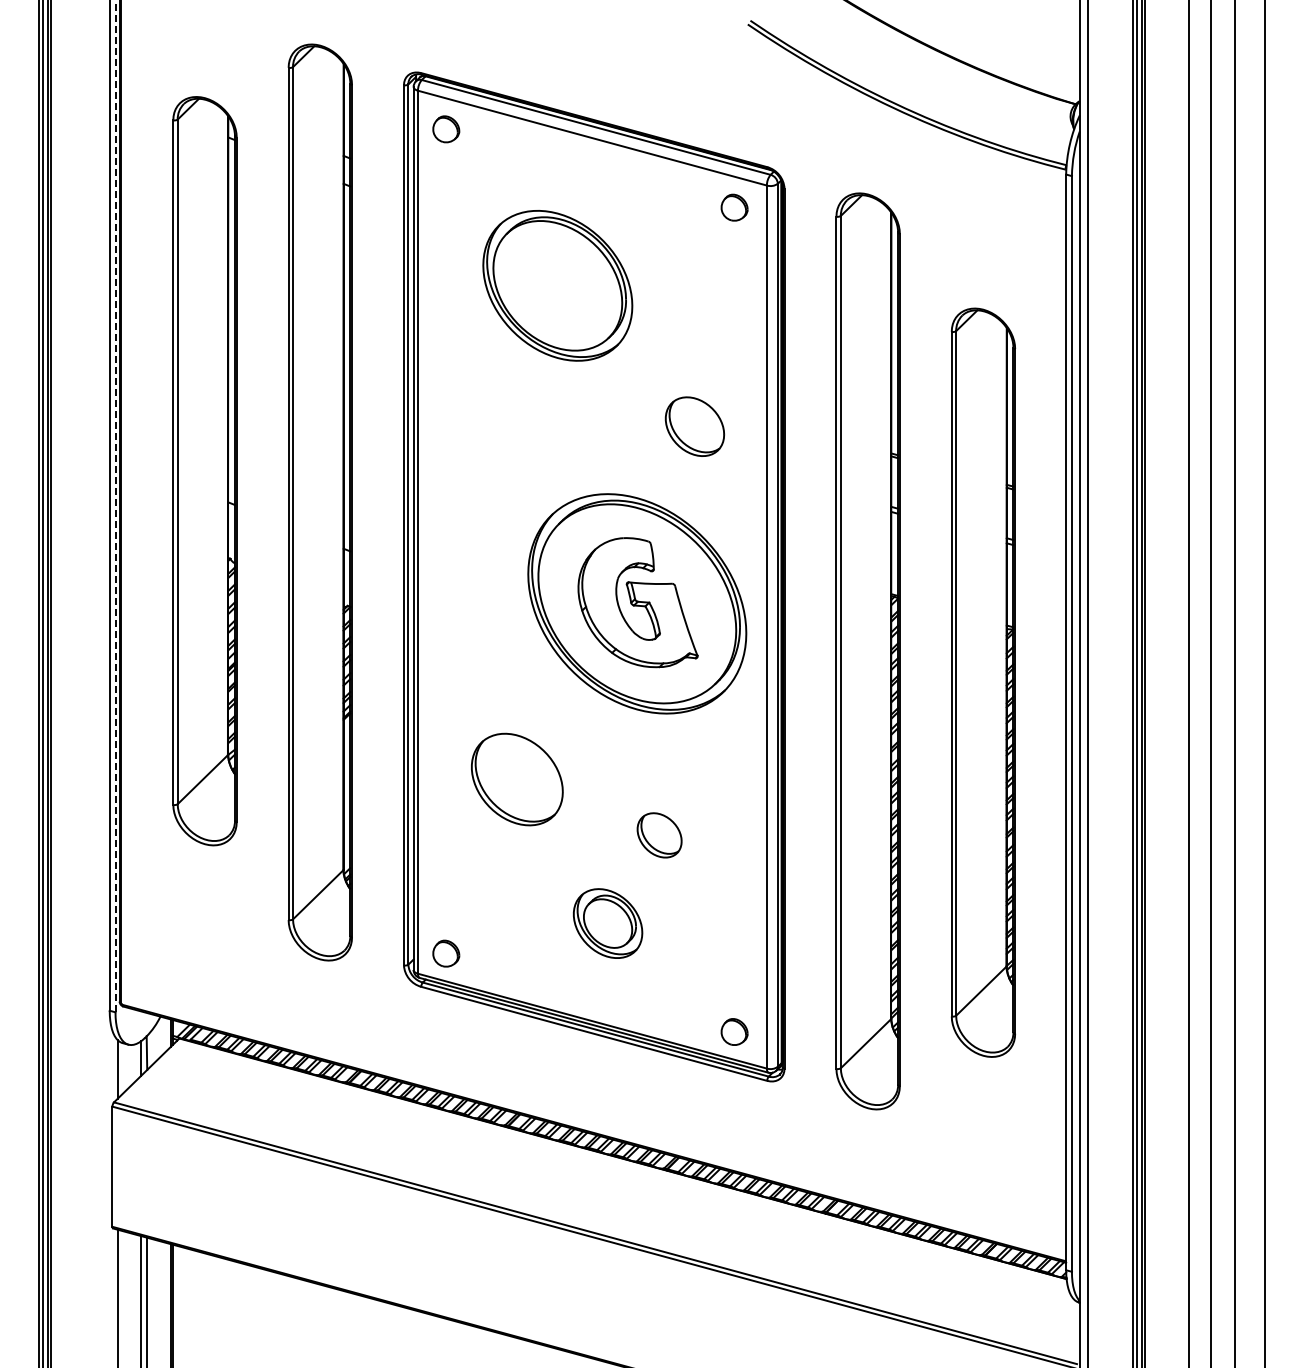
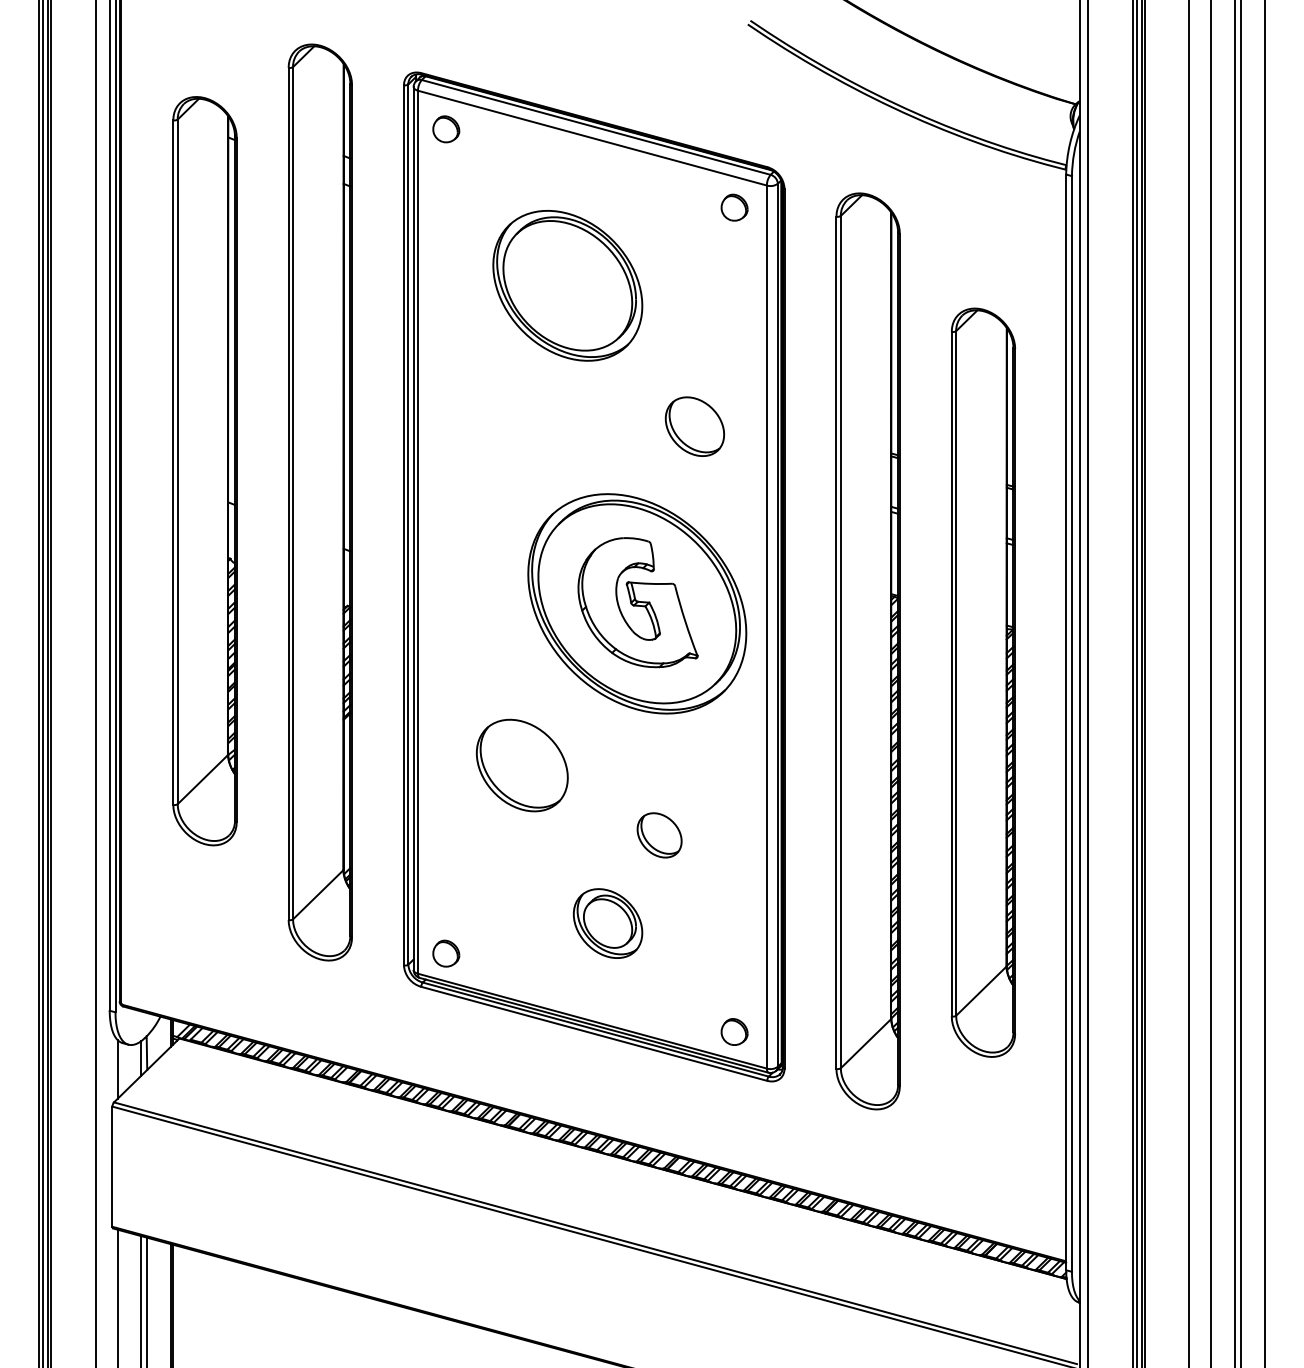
part position: (557, 285) -> (567, 285) (567, 285)
line: dashed -> solid (115, 506)
line: none -> present (95, 683)
line: none -> present (1241, 683)
part position: (517, 779) -> (522, 765) (522, 765)
